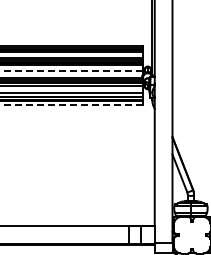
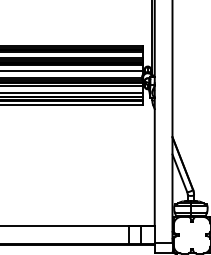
line: dashed -> solid (70, 71)
line: dashed -> solid (70, 105)
